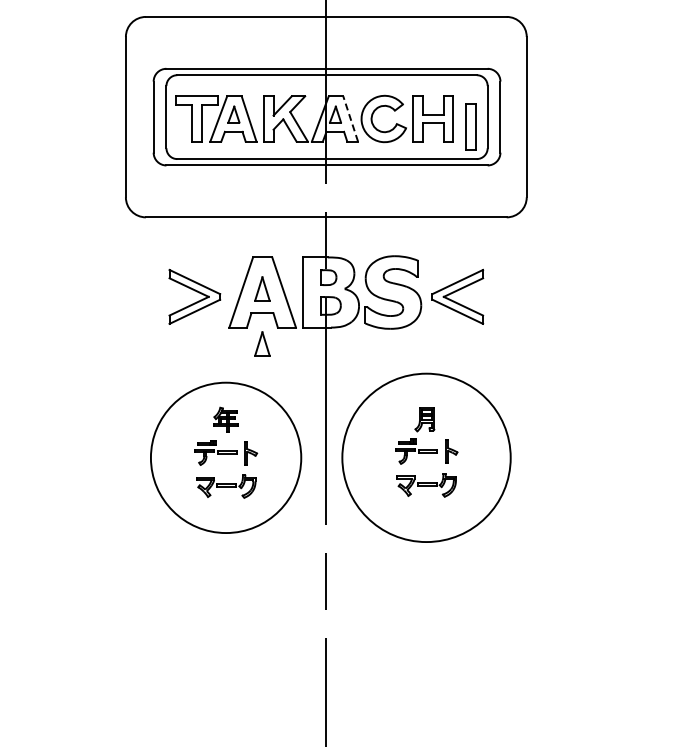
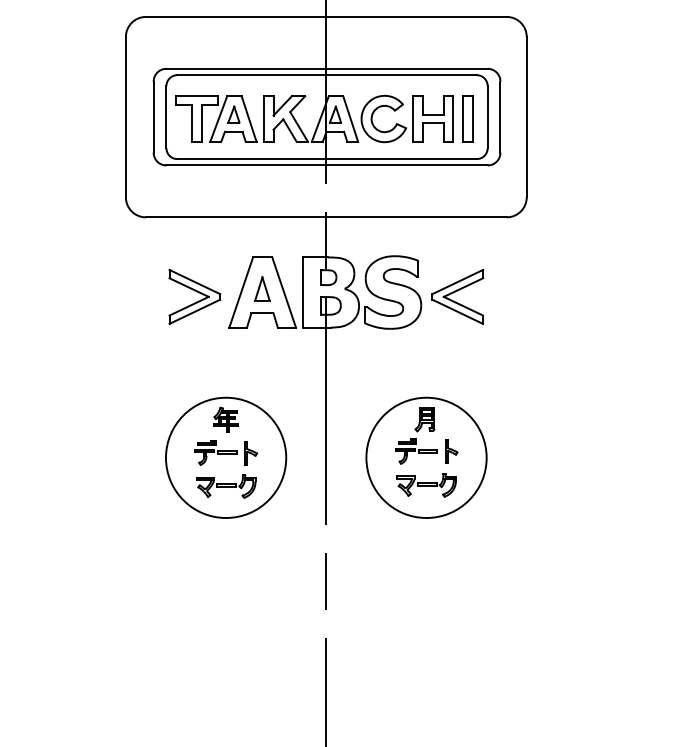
line: dashed -> solid (350, 119)
part position: (470, 126) -> (467, 118) (467, 118)
part: present -> none (262, 343)
circle diameter: 150 px -> 120 px (225, 457)
circle diameter: 168 px -> 120 px (426, 457)
